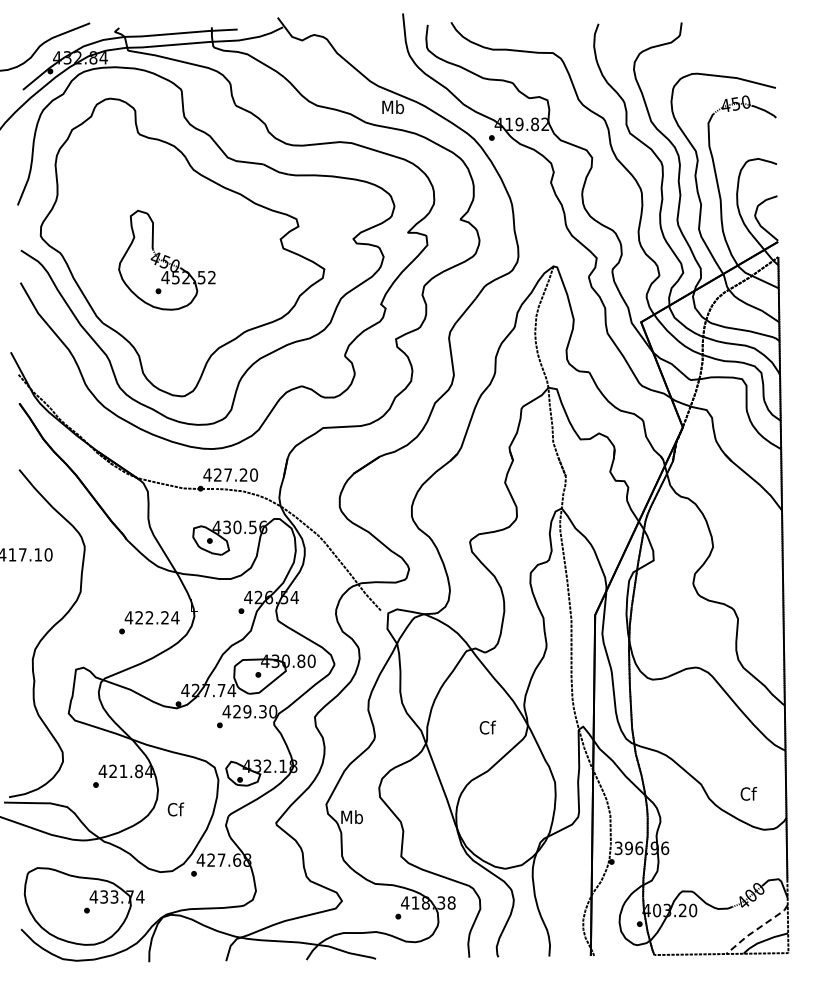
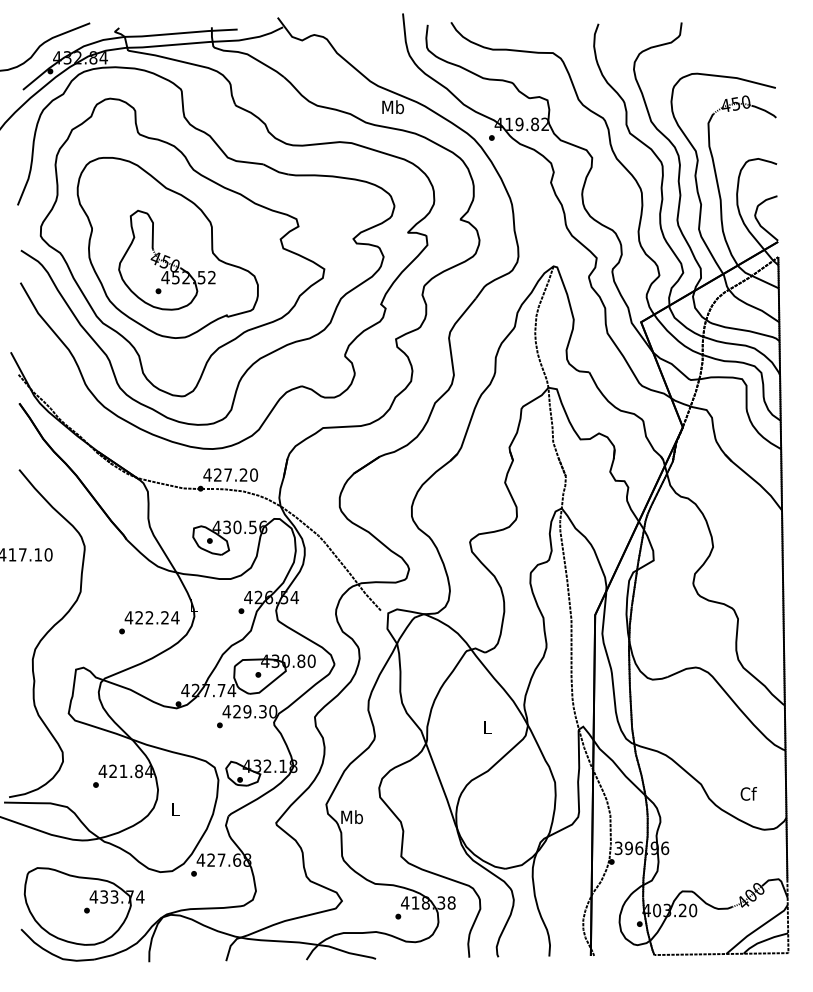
part: none -> present (167, 247)
text: Cf -> L (487, 727)
text: Cf -> L (175, 809)
line: dashed -> solid (756, 929)
